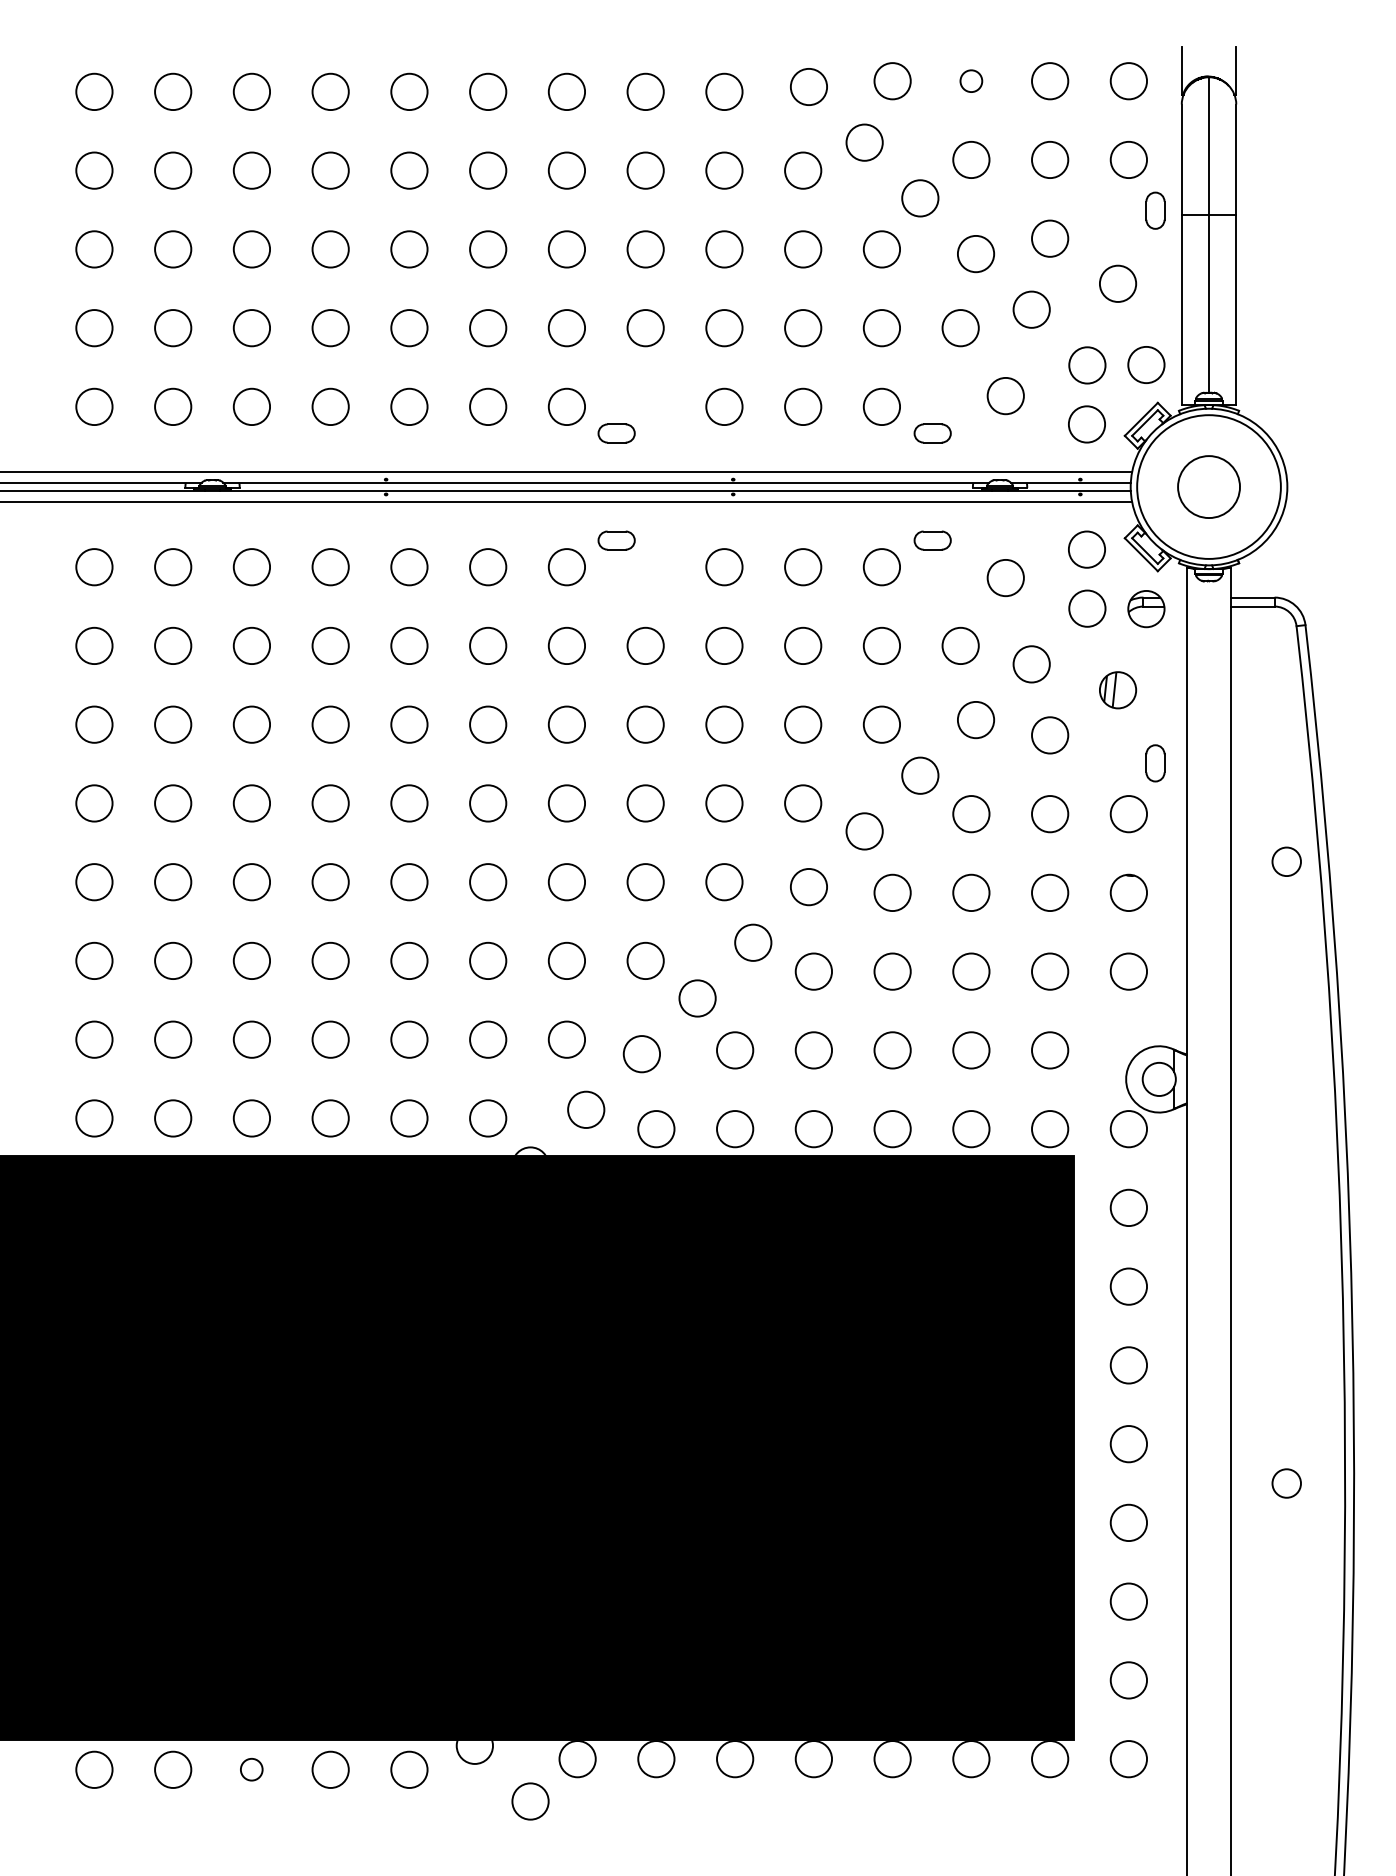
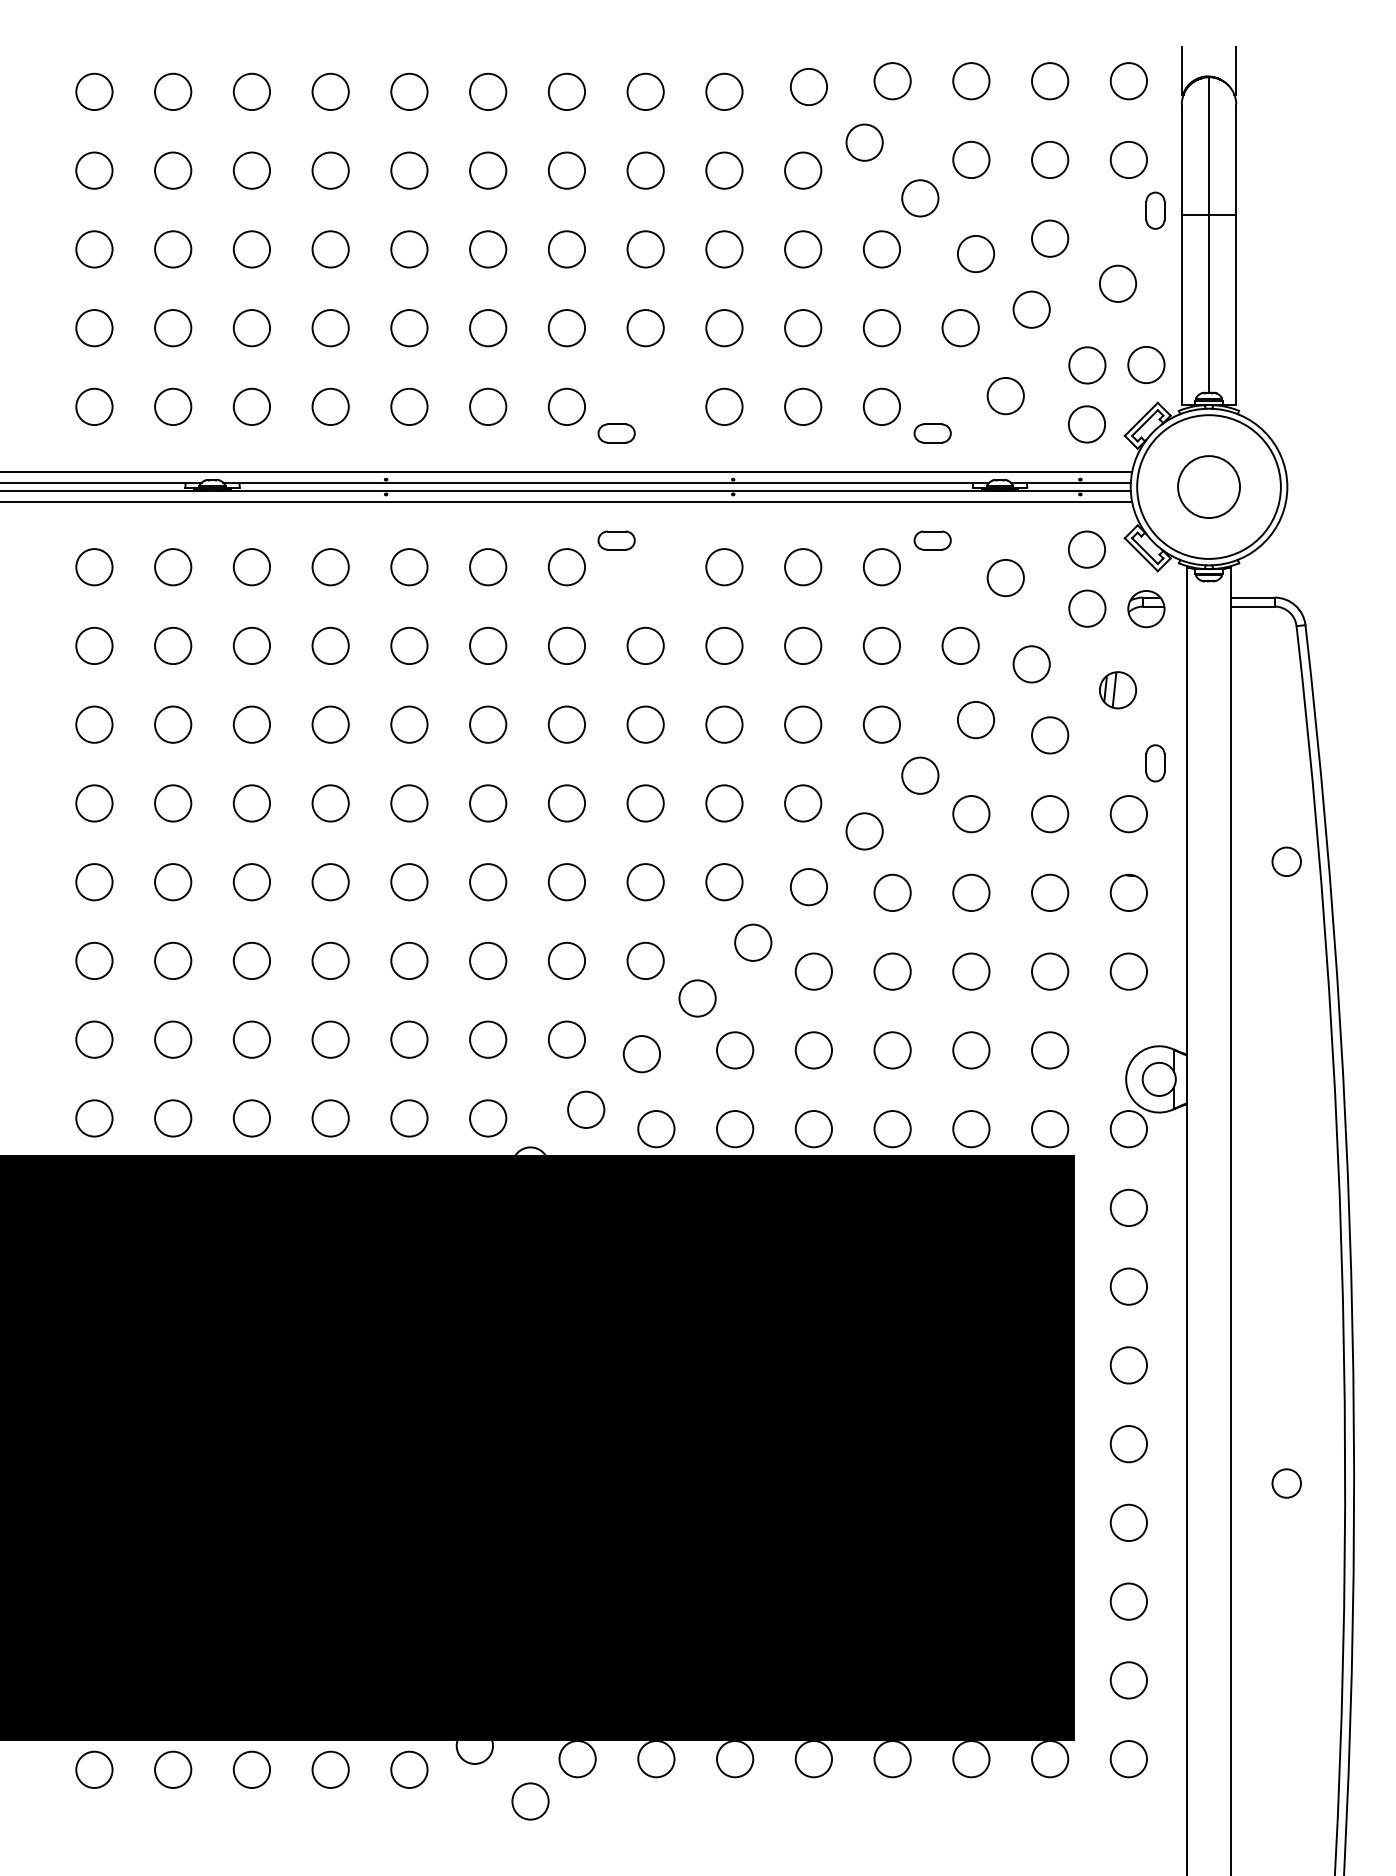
circle diameter: 22 px -> 36 px (971, 81)
circle size: 24x24 px -> 39x39 px (251, 1769)
